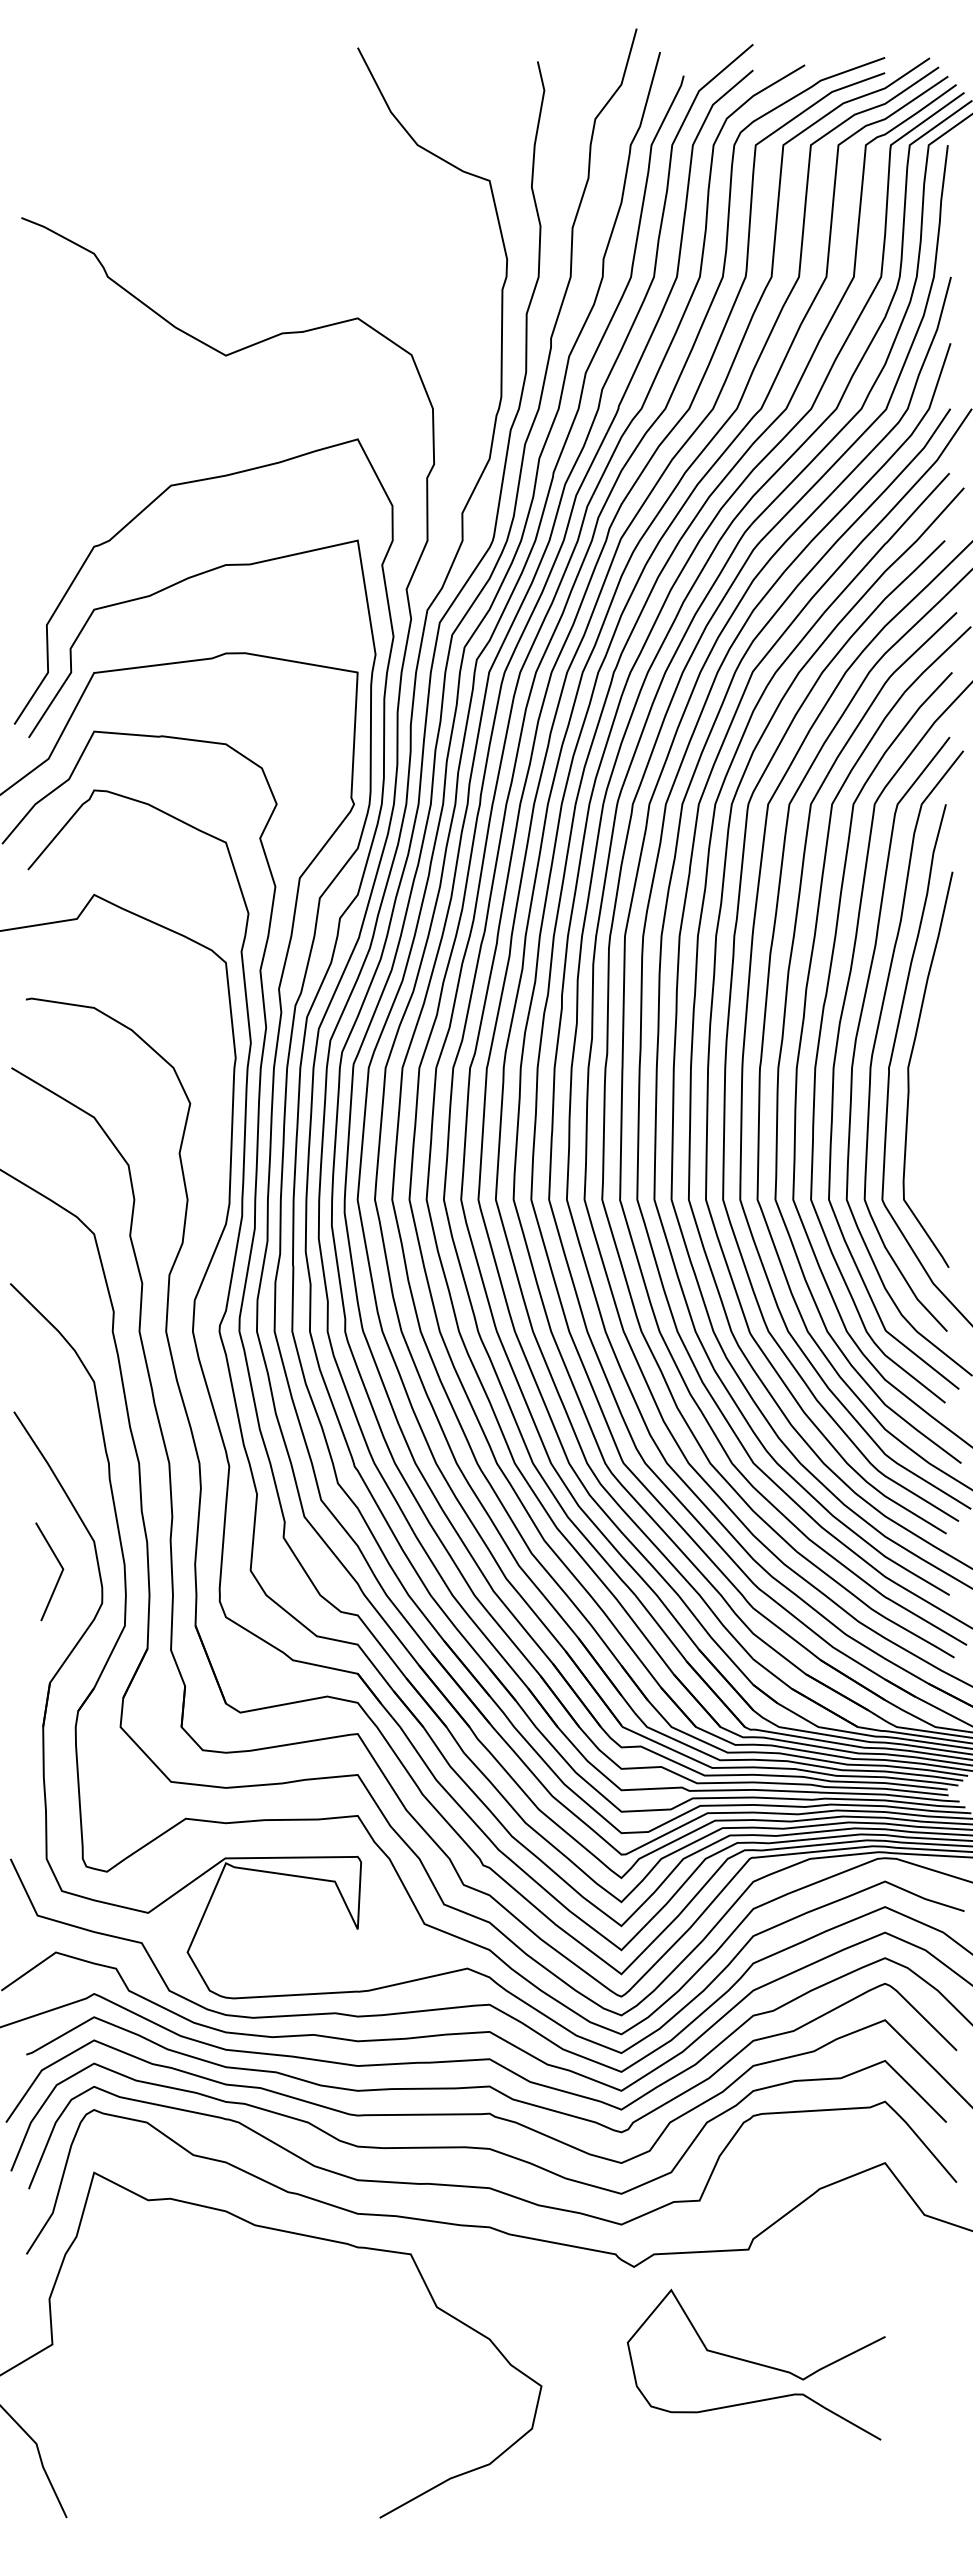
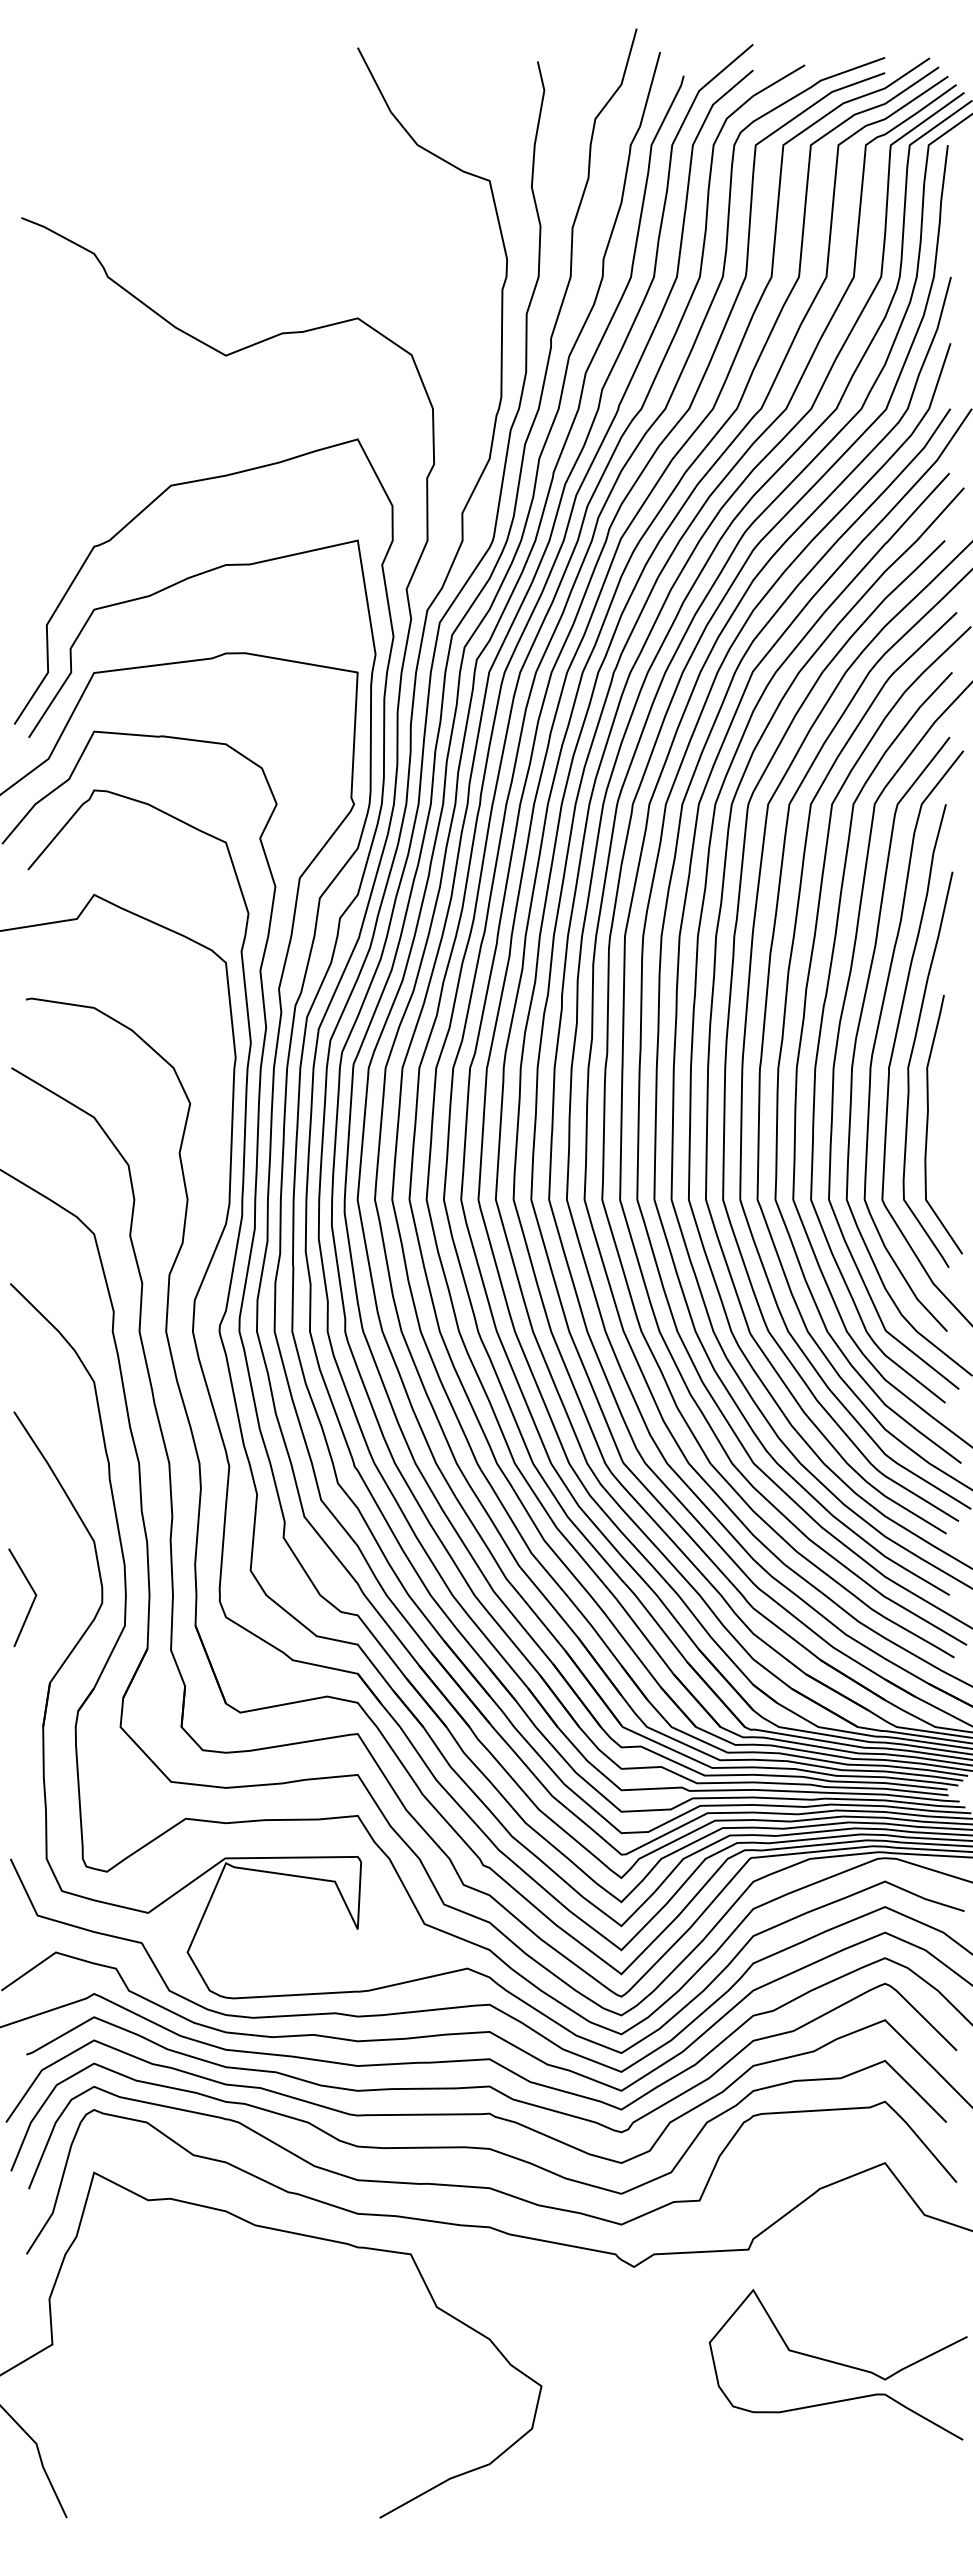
curve: none -> present (928, 1124)
line position: (59, 1575) -> (32, 1601) (32, 1601)
curve position: (755, 2364) -> (837, 2364) (837, 2364)
